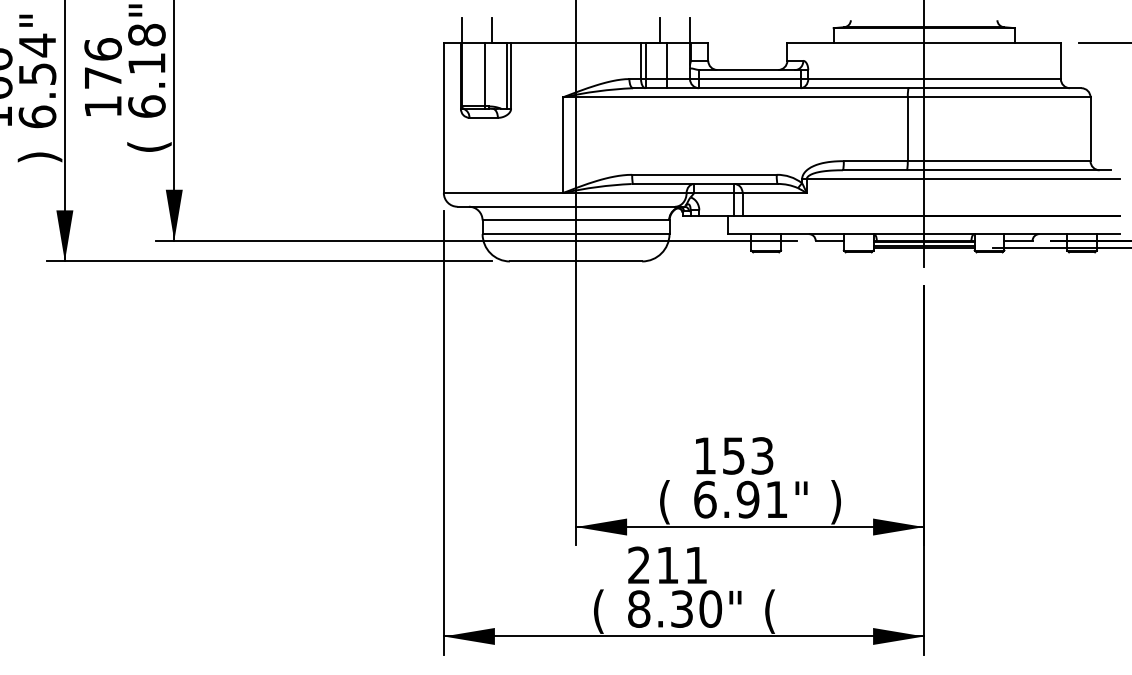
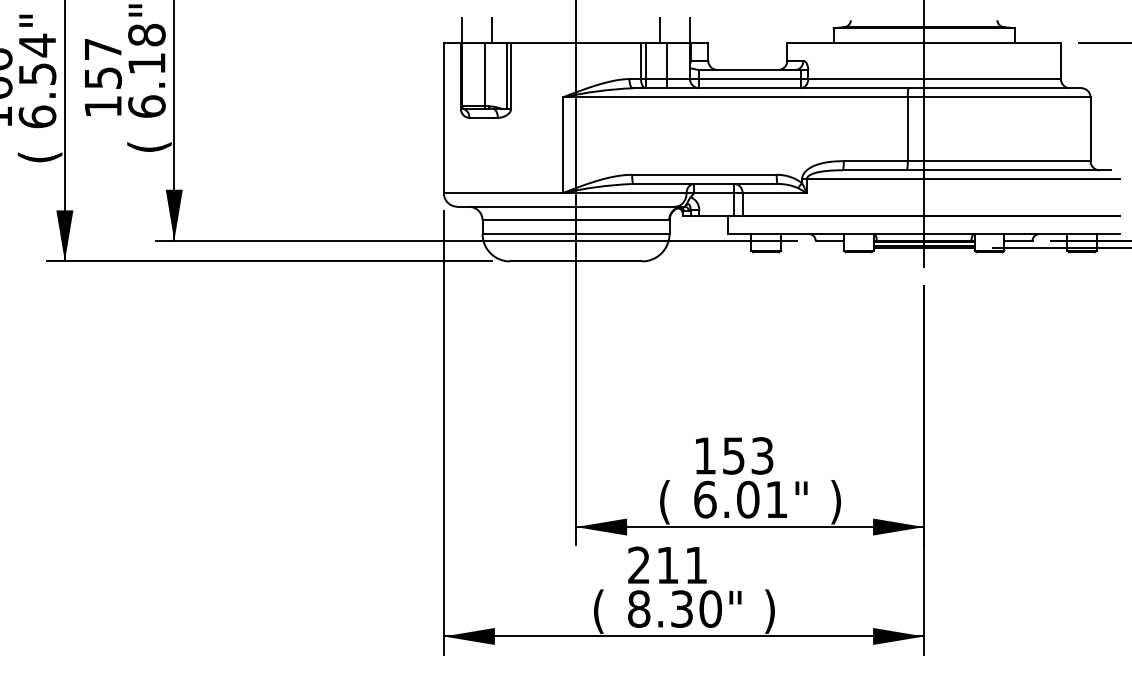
text: 176 -> 157 (103, 63)
text: ) -> ( (39, 157)
text: 6.91" -> 6.01" (747, 499)
text: ( -> ) (769, 611)
